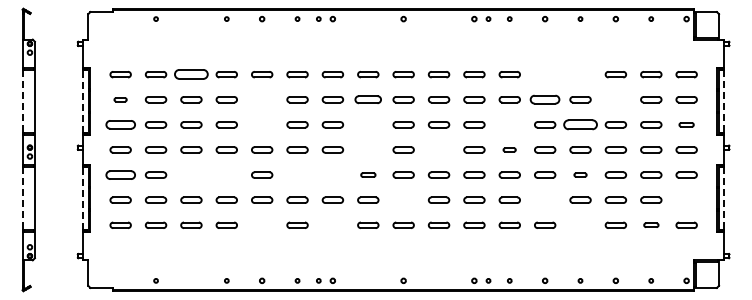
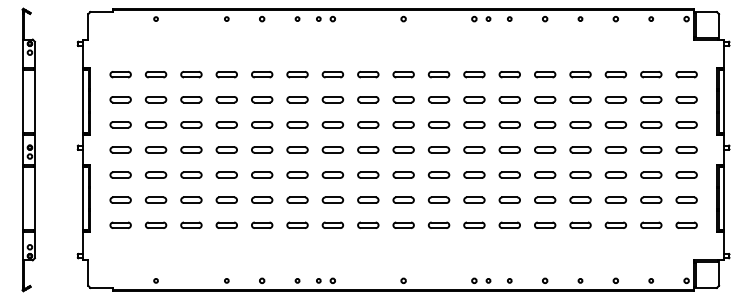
part size: 35x11 px -> 23x8 px (191, 74)
part: none -> present (545, 74)
part: none -> present (580, 74)
part size: 15x6 px -> 23x8 px (120, 99)
part: none -> present (262, 99)
part size: 28x10 px -> 23x8 px (368, 99)
part size: 32x11 px -> 23x8 px (545, 99)
part: none -> present (615, 99)
line: dashed -> solid (22, 101)
line: dashed -> solid (83, 101)
line: dashed -> solid (723, 101)
part size: 31x10 px -> 23x8 px (120, 124)
part: none -> present (262, 124)
part: none -> present (368, 124)
part: none -> present (509, 124)
part size: 35x12 px -> 23x8 px (580, 124)
part size: 17x6 px -> 23x8 px (686, 124)
part: none -> present (368, 149)
part: none -> present (438, 149)
part size: 15x6 px -> 23x8 px (509, 149)
part size: 31x10 px -> 23x8 px (120, 174)
part: none -> present (191, 174)
part: none -> present (226, 174)
part: none -> present (297, 174)
part: none -> present (332, 174)
part size: 17x6 px -> 23x8 px (368, 174)
part size: 15x6 px -> 23x8 px (580, 174)
line: dashed -> solid (22, 198)
line: dashed -> solid (83, 198)
line: dashed -> solid (723, 198)
part: none -> present (403, 199)
part: none -> present (545, 199)
part: none -> present (686, 199)
part: none -> present (262, 224)
part: none -> present (332, 224)
part: none -> present (580, 224)
part size: 17x6 px -> 23x8 px (651, 224)
